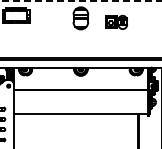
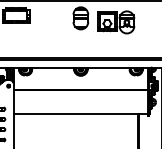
line: dashed -> solid (81, 1)
part size: 23x15 px -> 39x25 px (116, 22)
